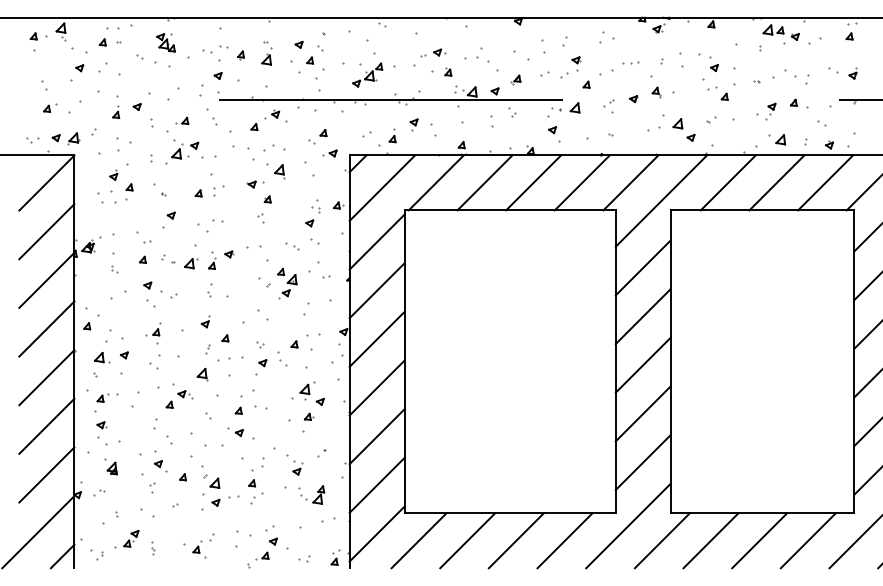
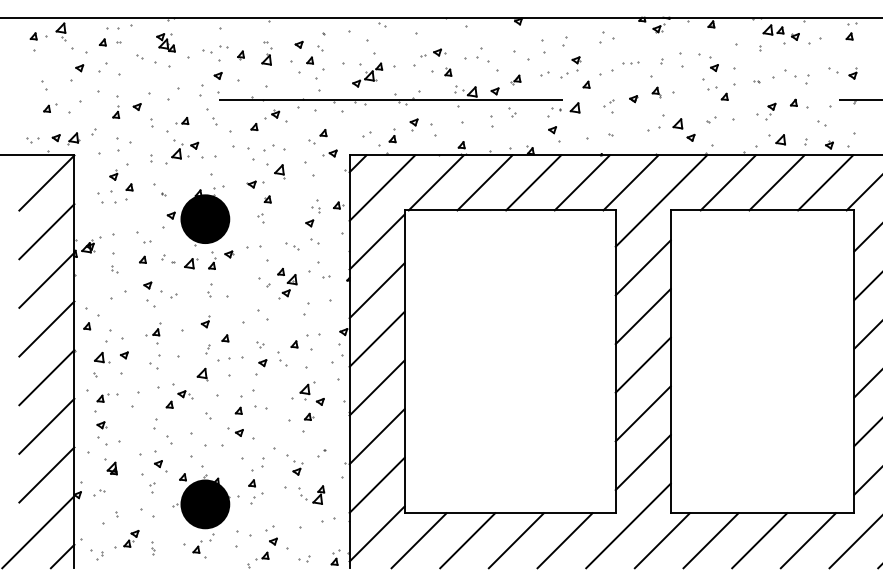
fill: none -> present (205, 219)
fill: none -> present (205, 504)
